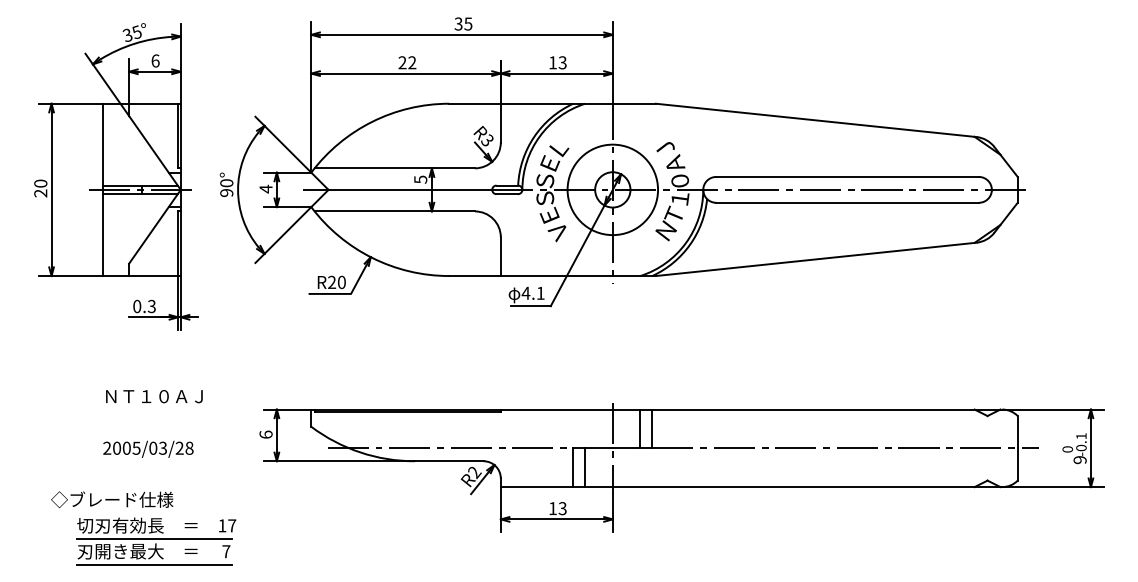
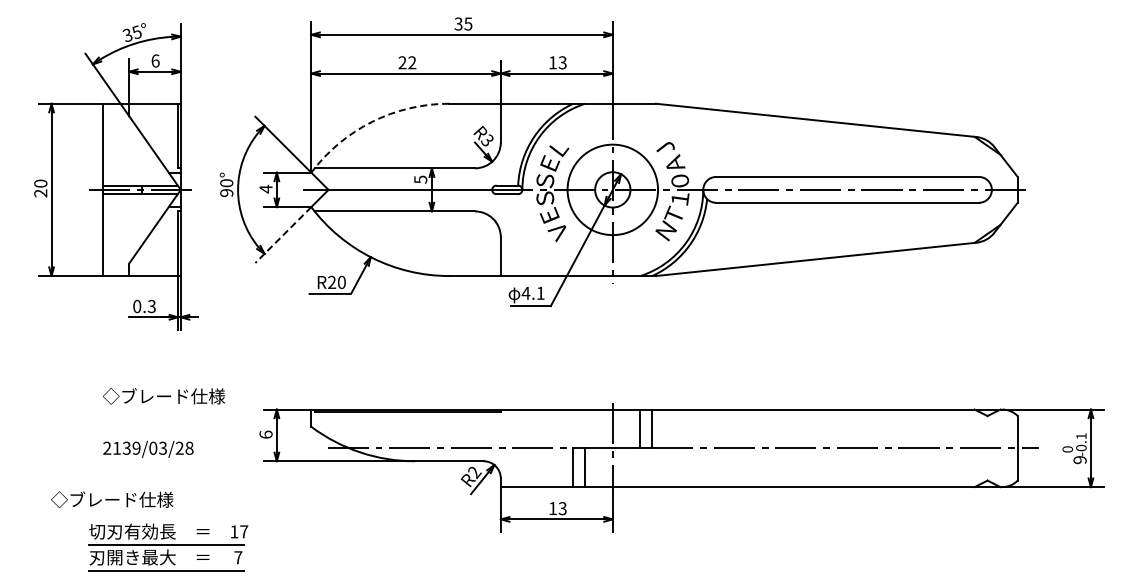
arc: solid -> dashed (372, 121)
line: solid -> dashed (283, 235)
text: ＮＴ１０ＡＪ -> ◇ブレード仕様 (163, 396)
text: 2005/03/28 -> 2139/03/28 (126, 447)
part position: (156, 541) -> (168, 547) (168, 547)
